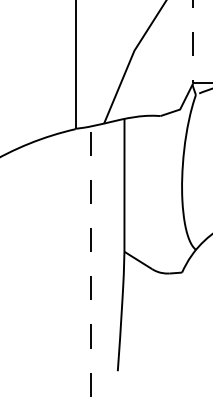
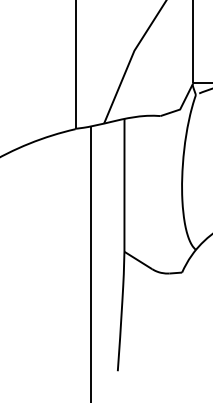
line: dashed -> solid (193, 42)
line: dashed -> solid (91, 264)
